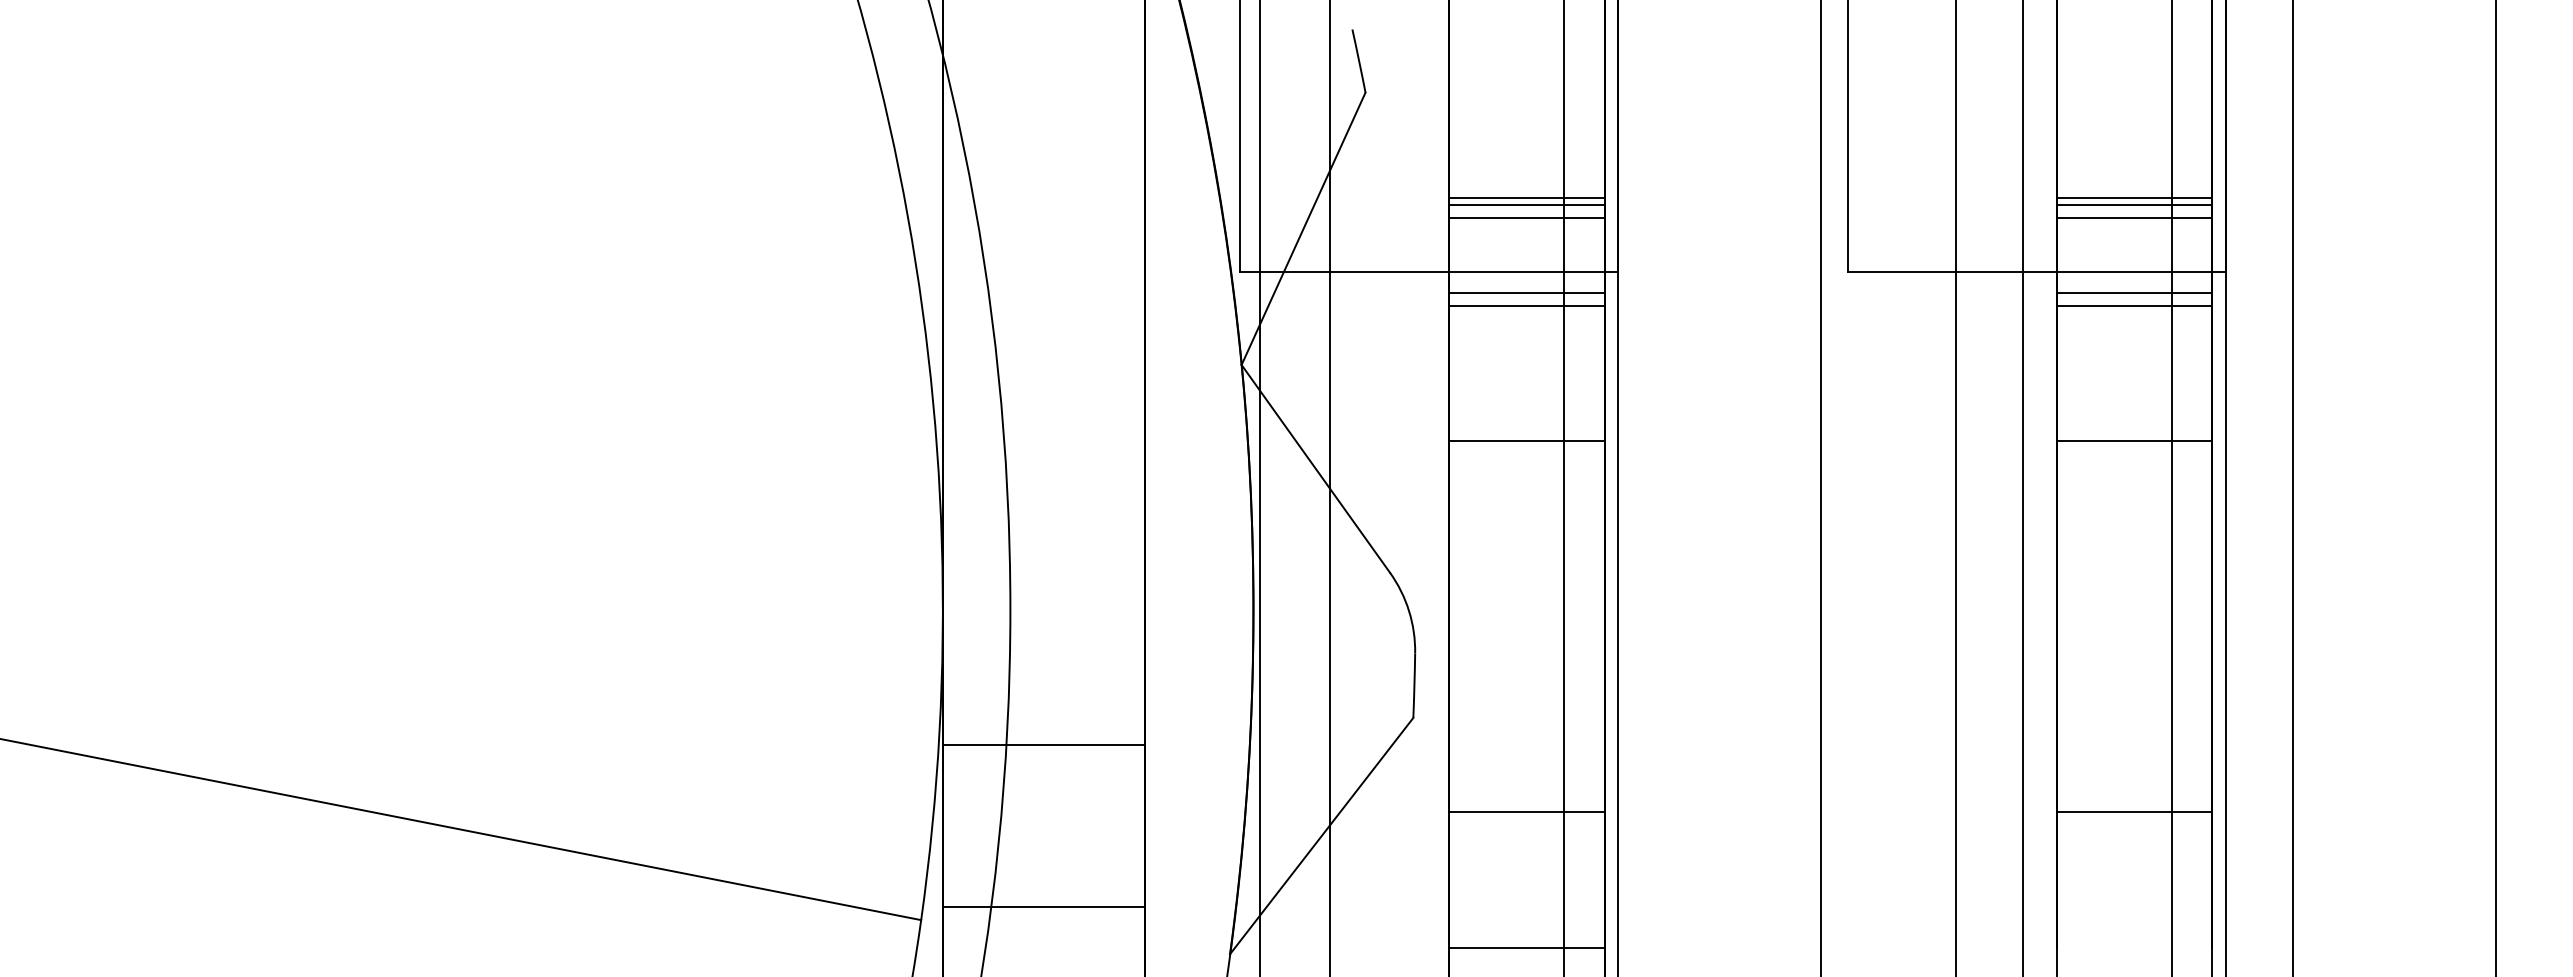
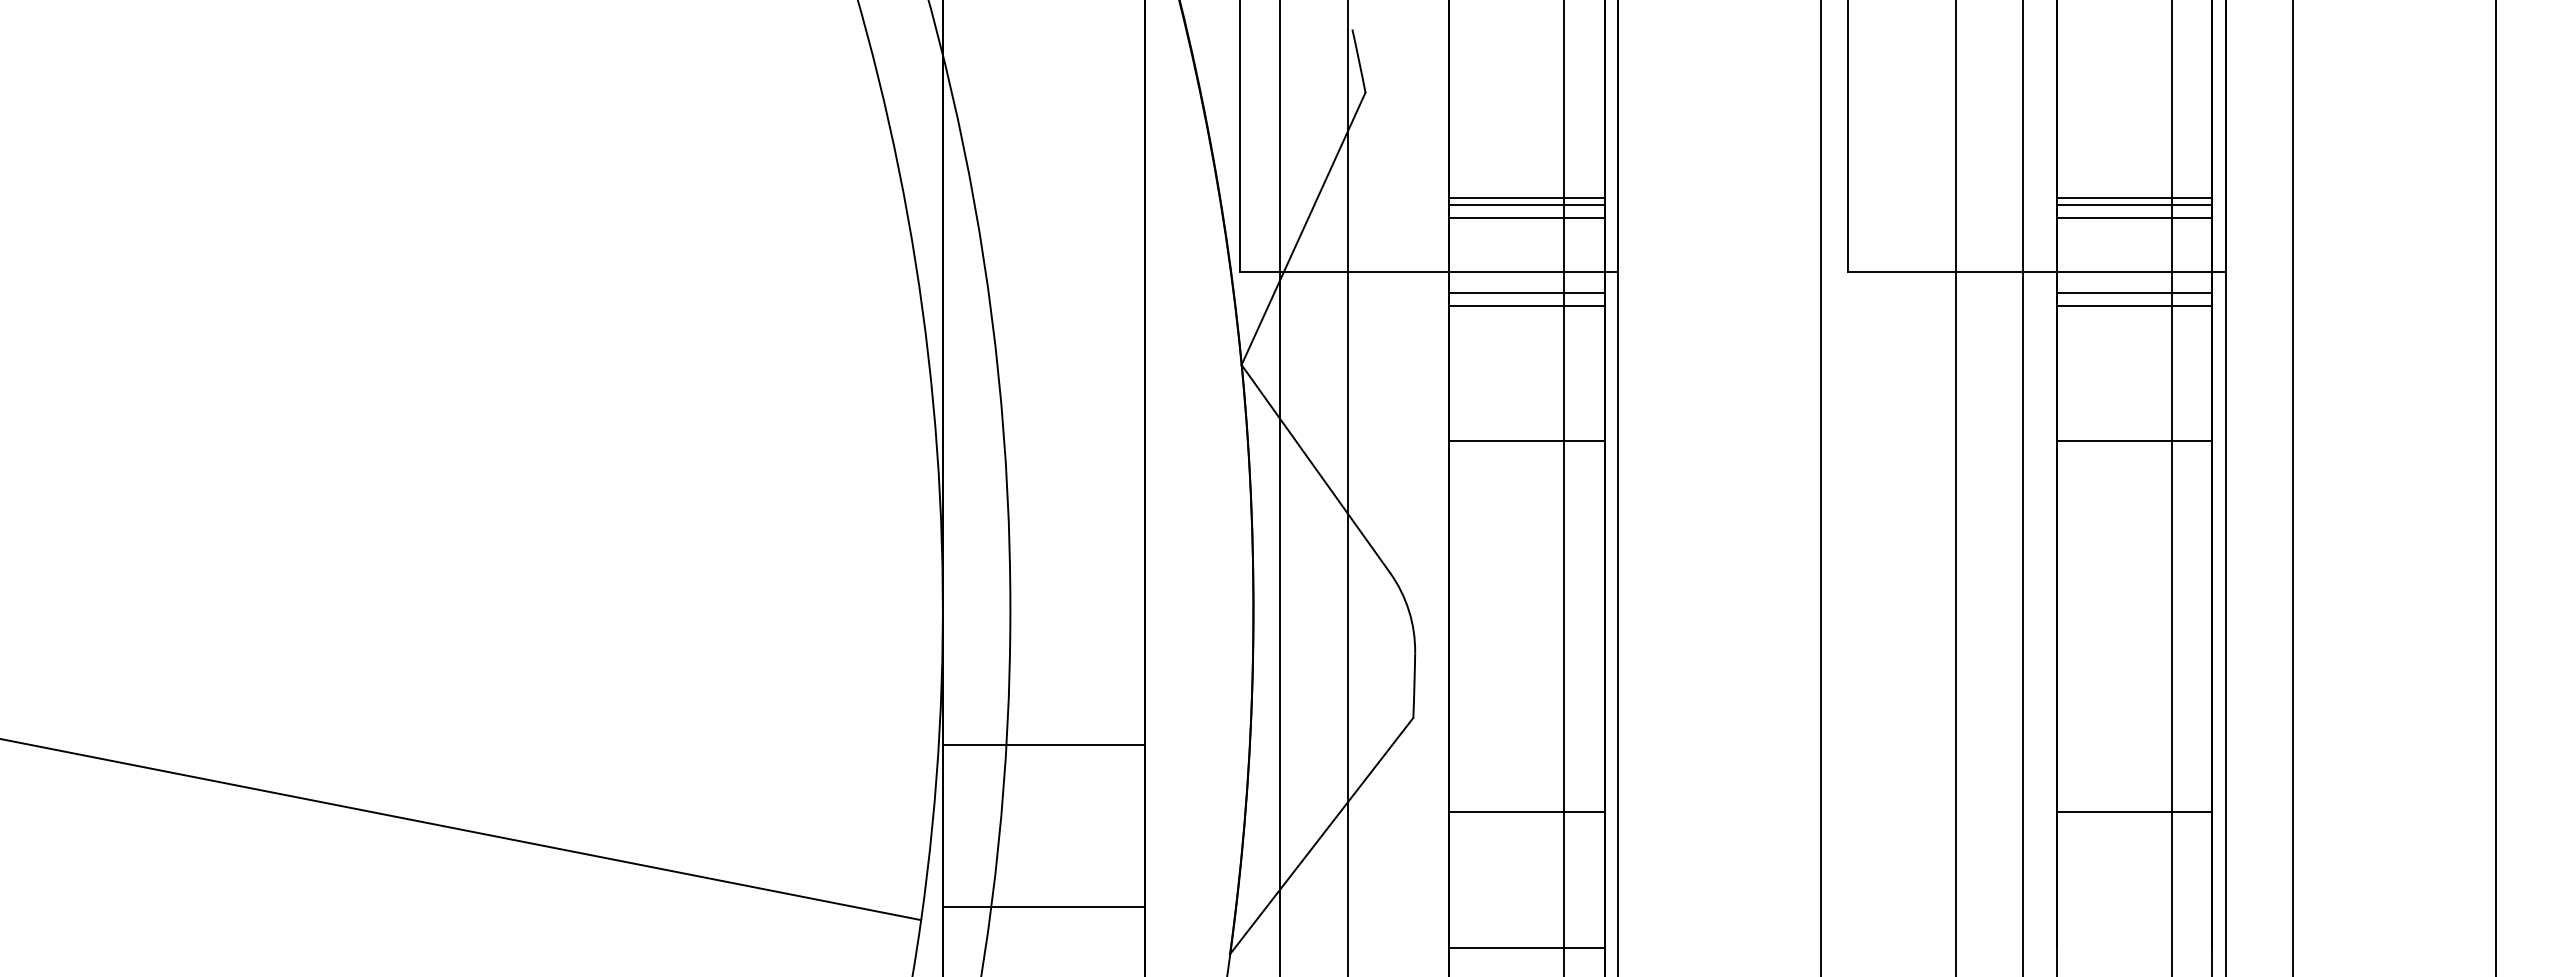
line position: (1260, 487) -> (1280, 487) (1280, 487)
line position: (1329, 487) -> (1347, 487) (1347, 487)
